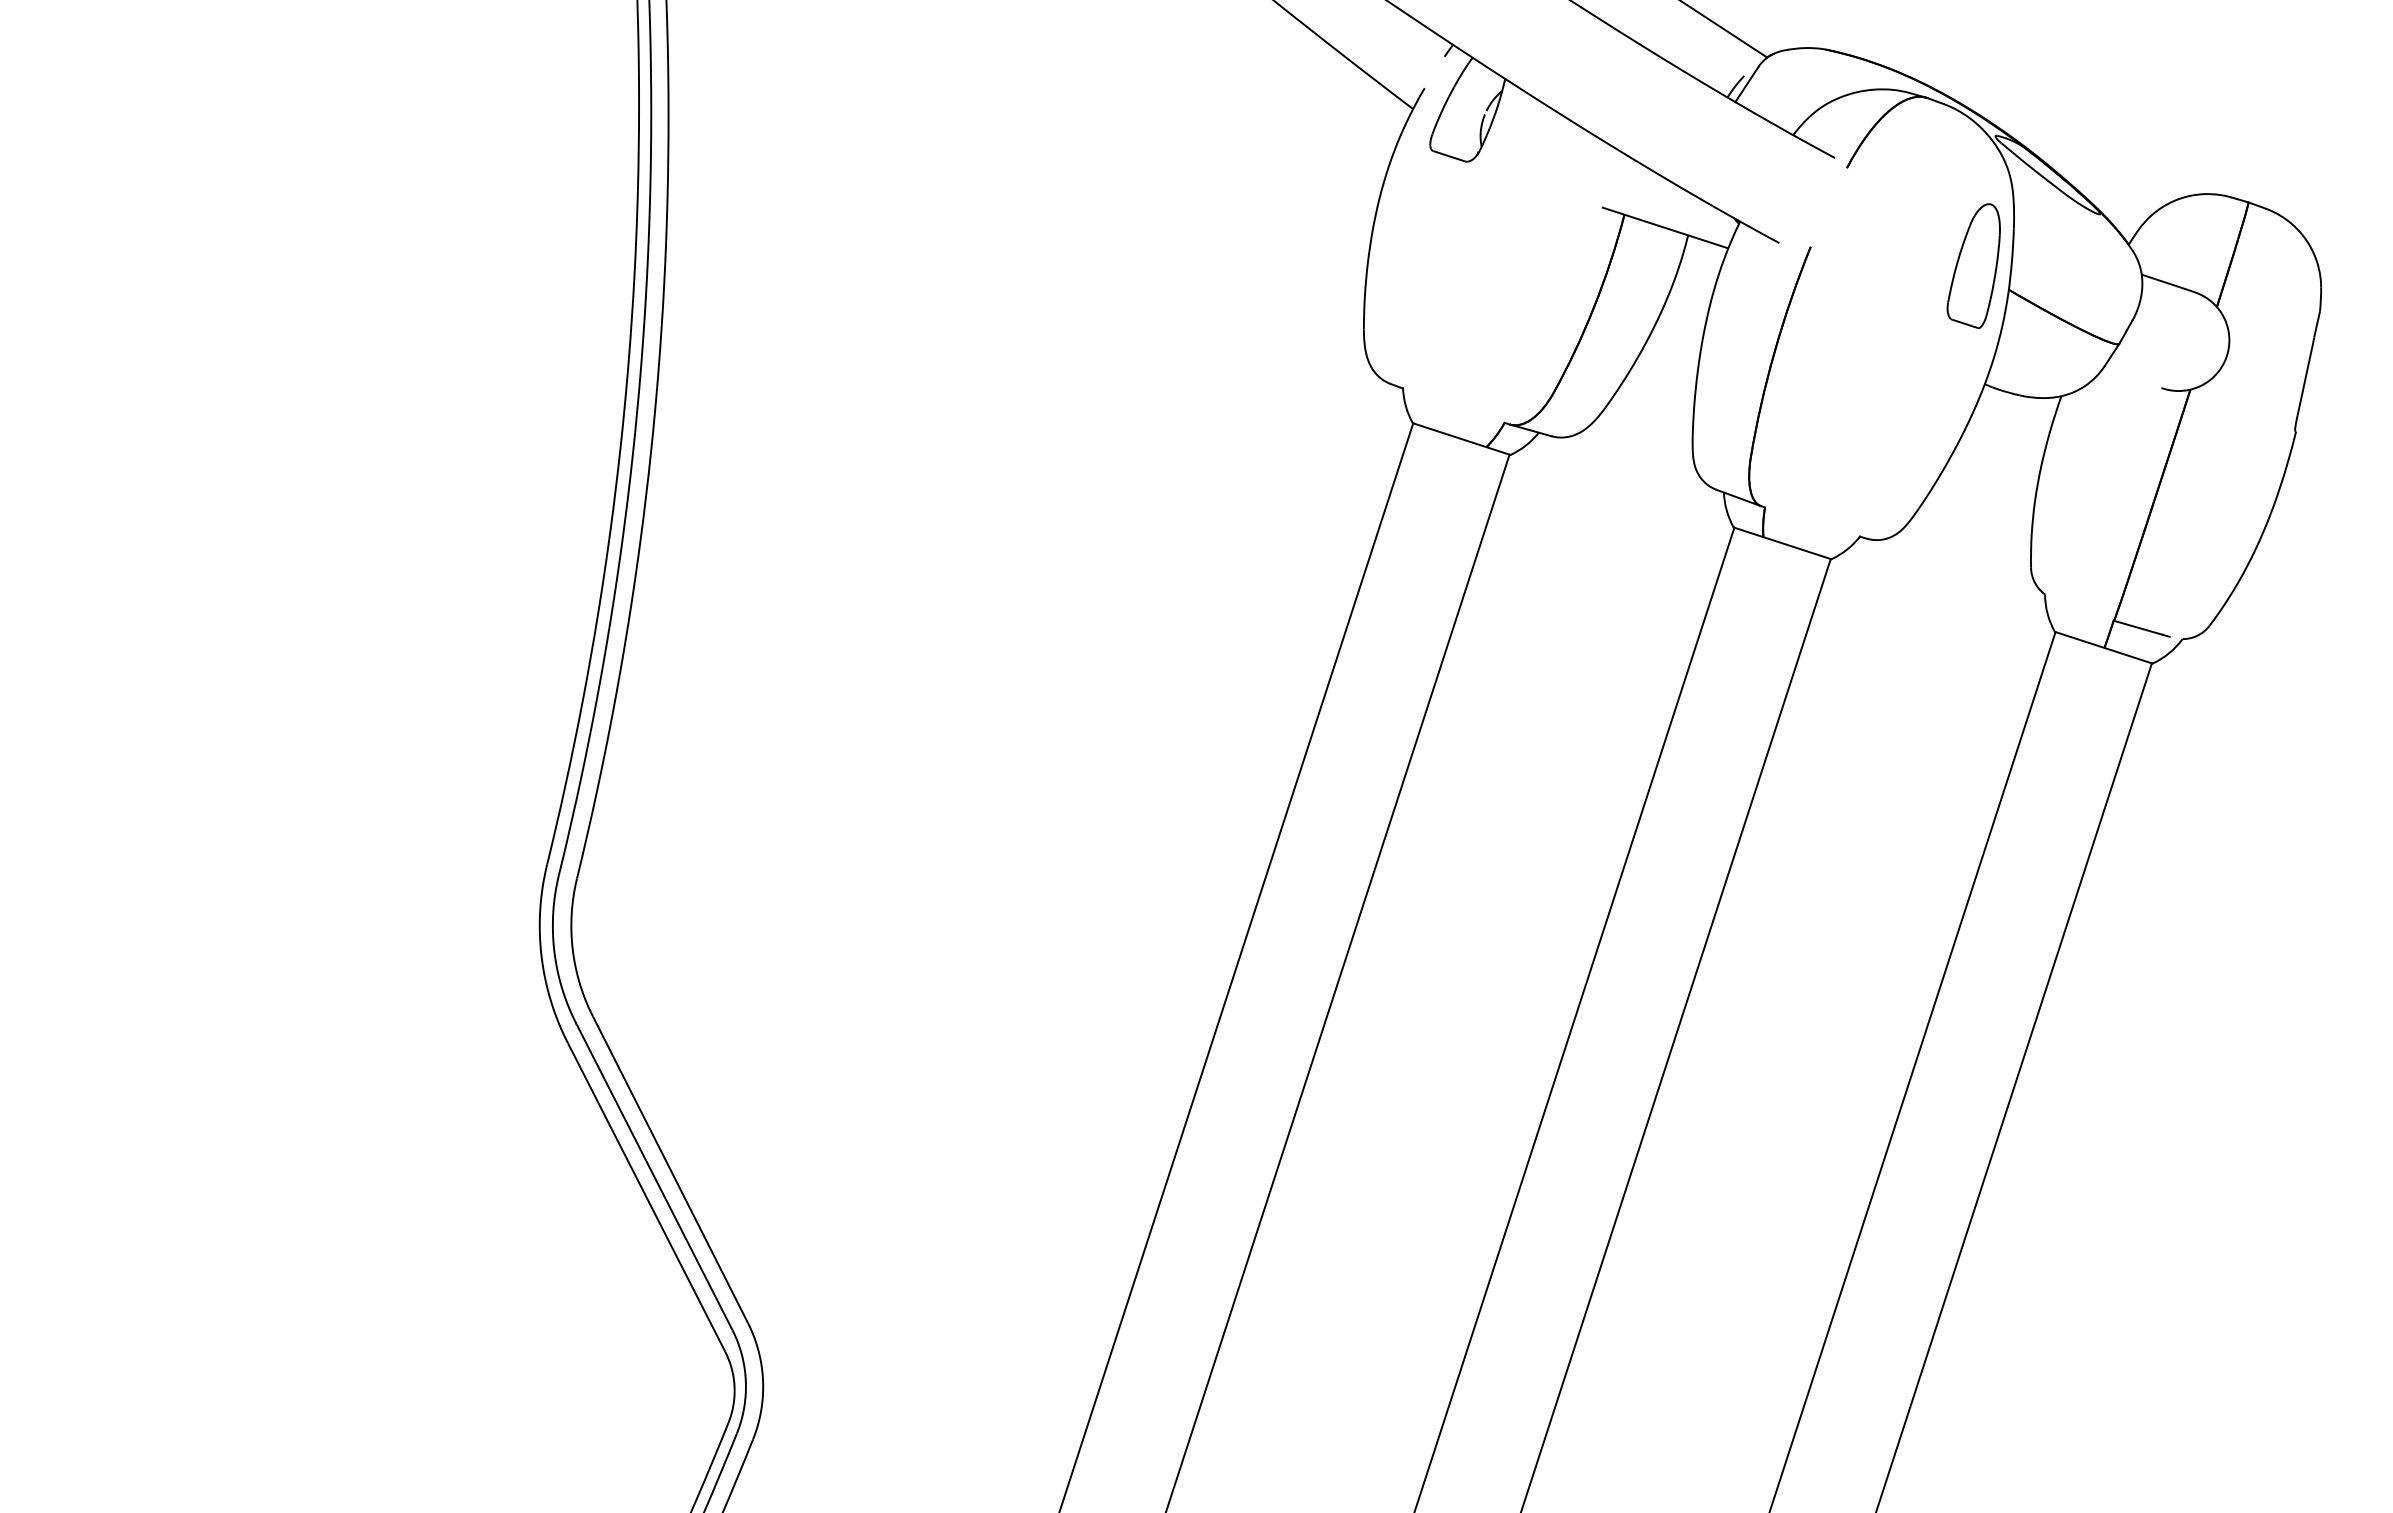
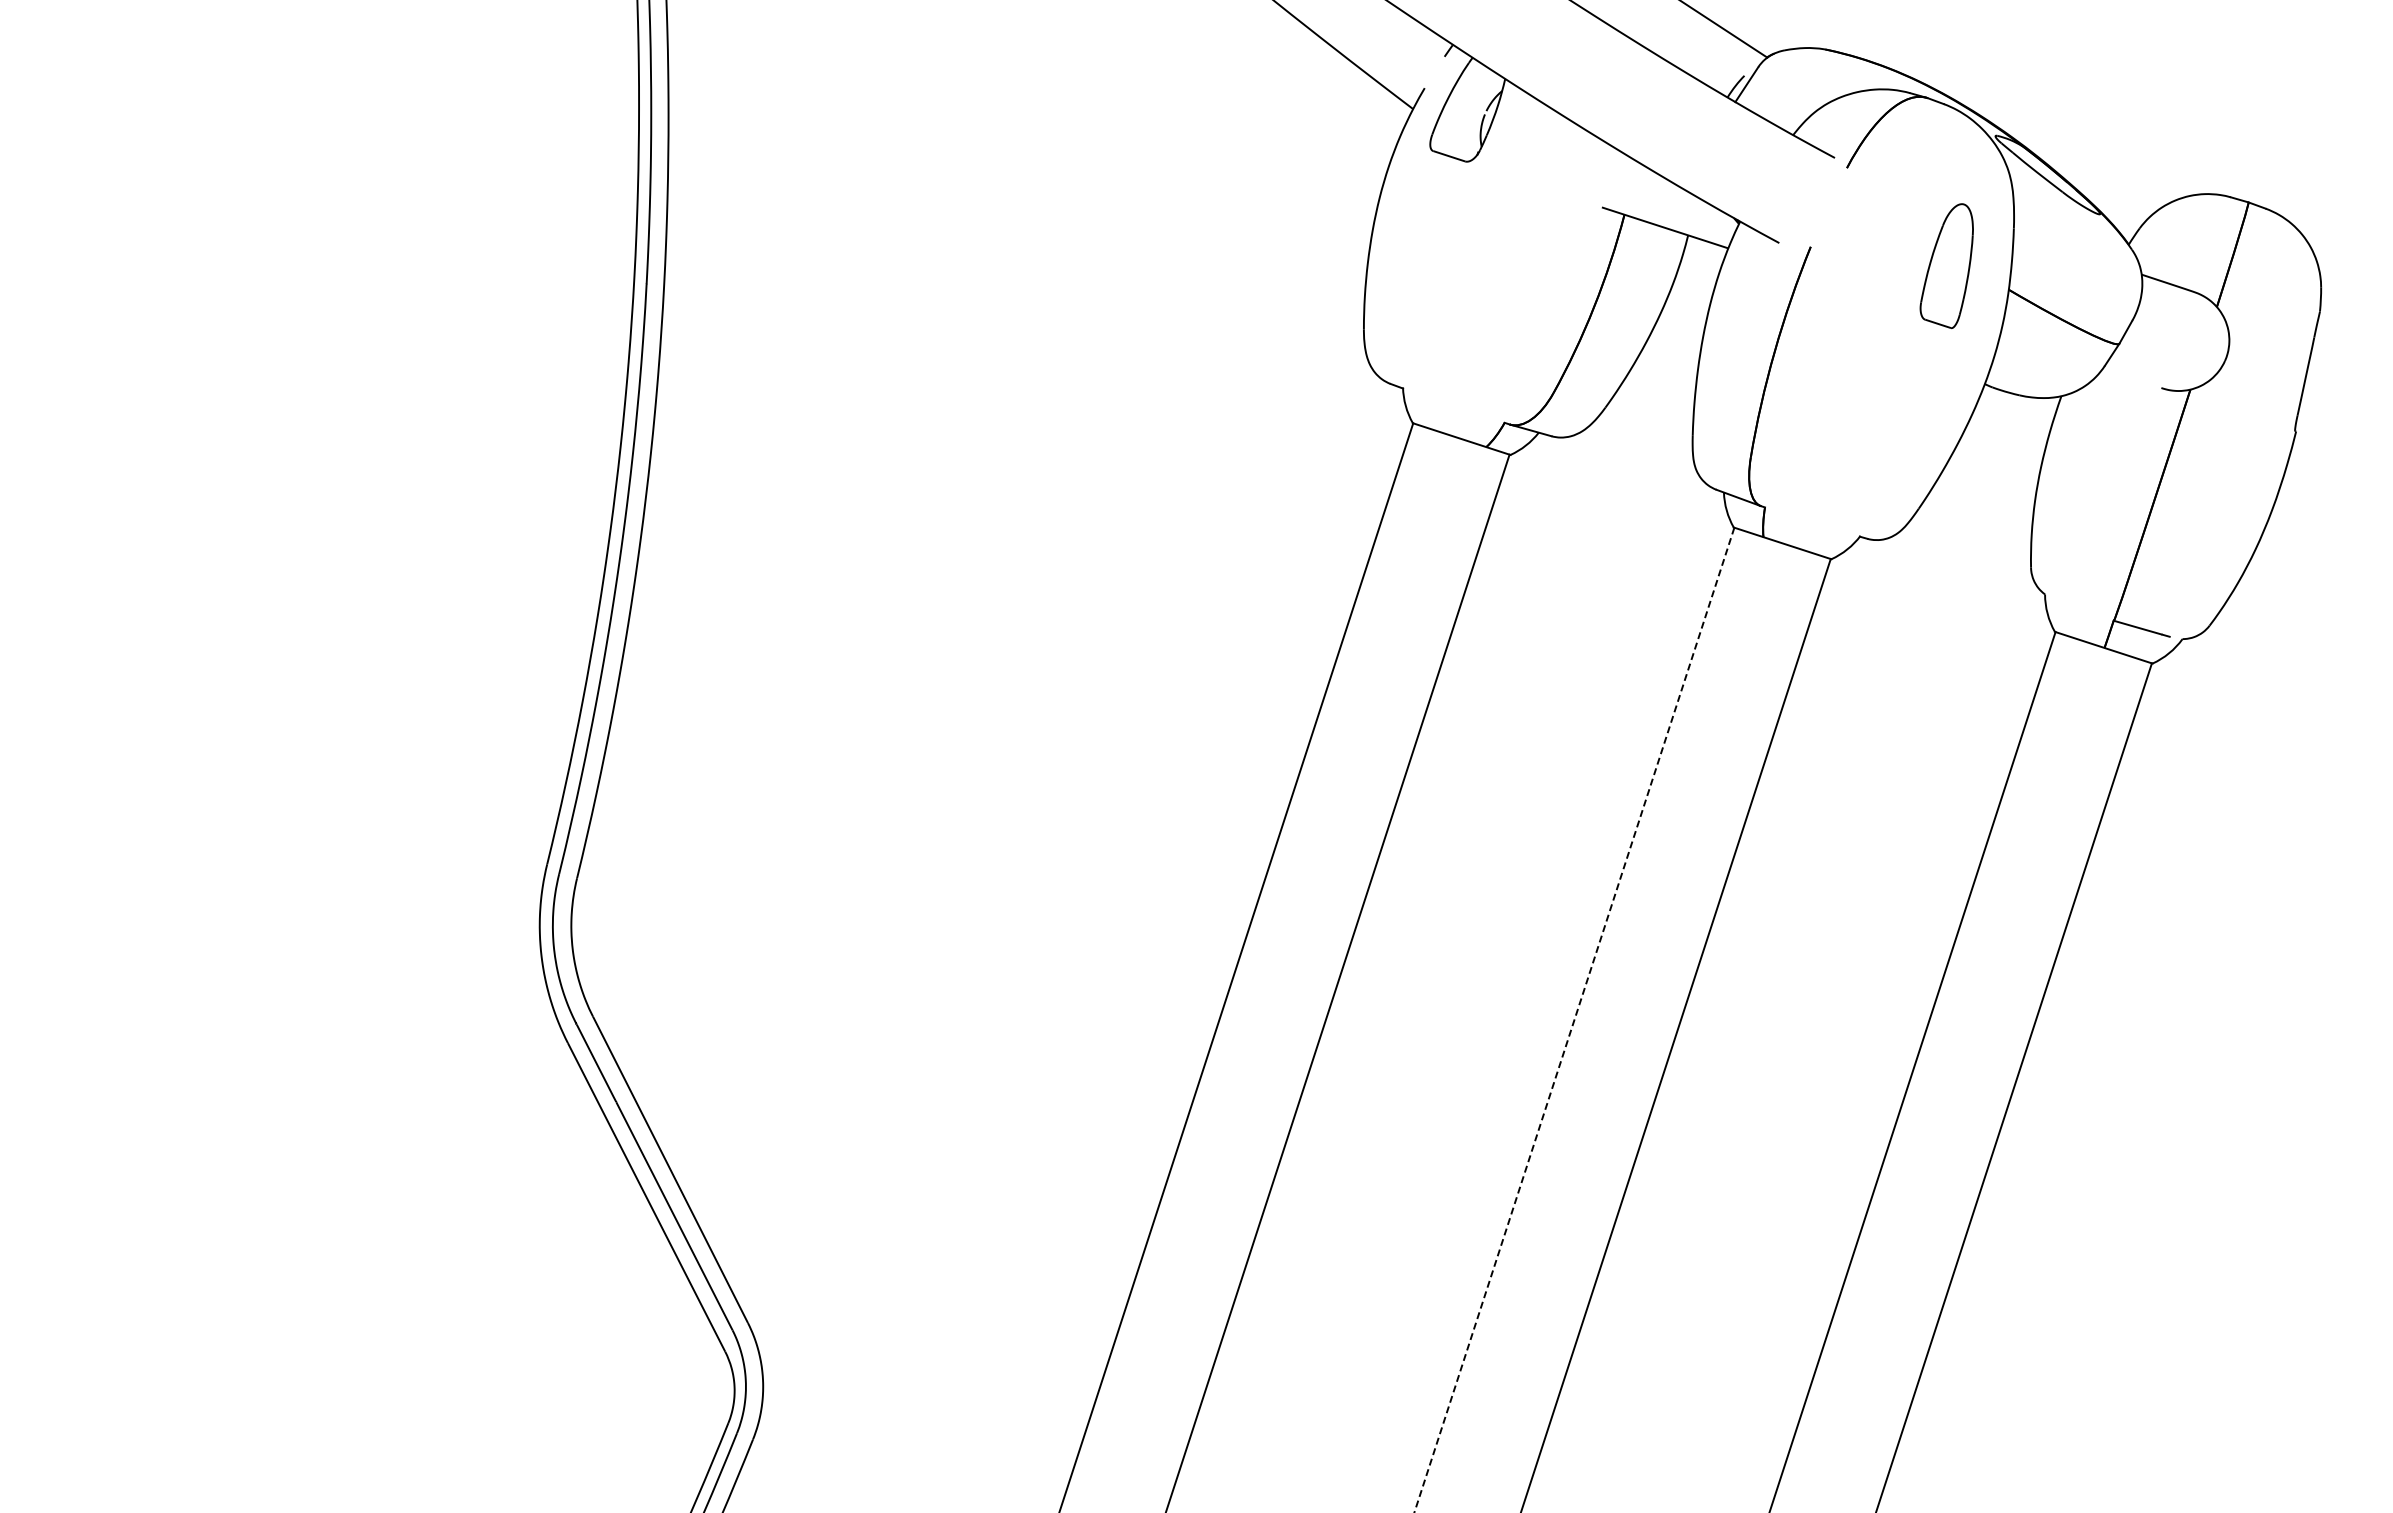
part position: (1973, 265) -> (1946, 265) (1946, 265)
line: solid -> dashed (1574, 1020)
